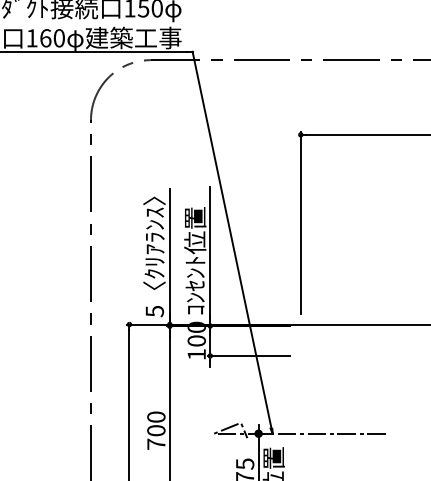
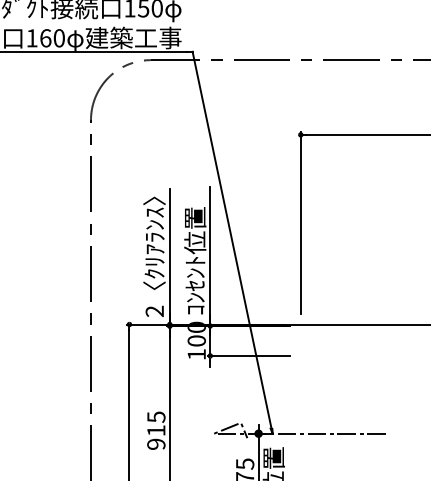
text: 5 -> 2 (154, 311)
text: 700 -> 915 (156, 430)
